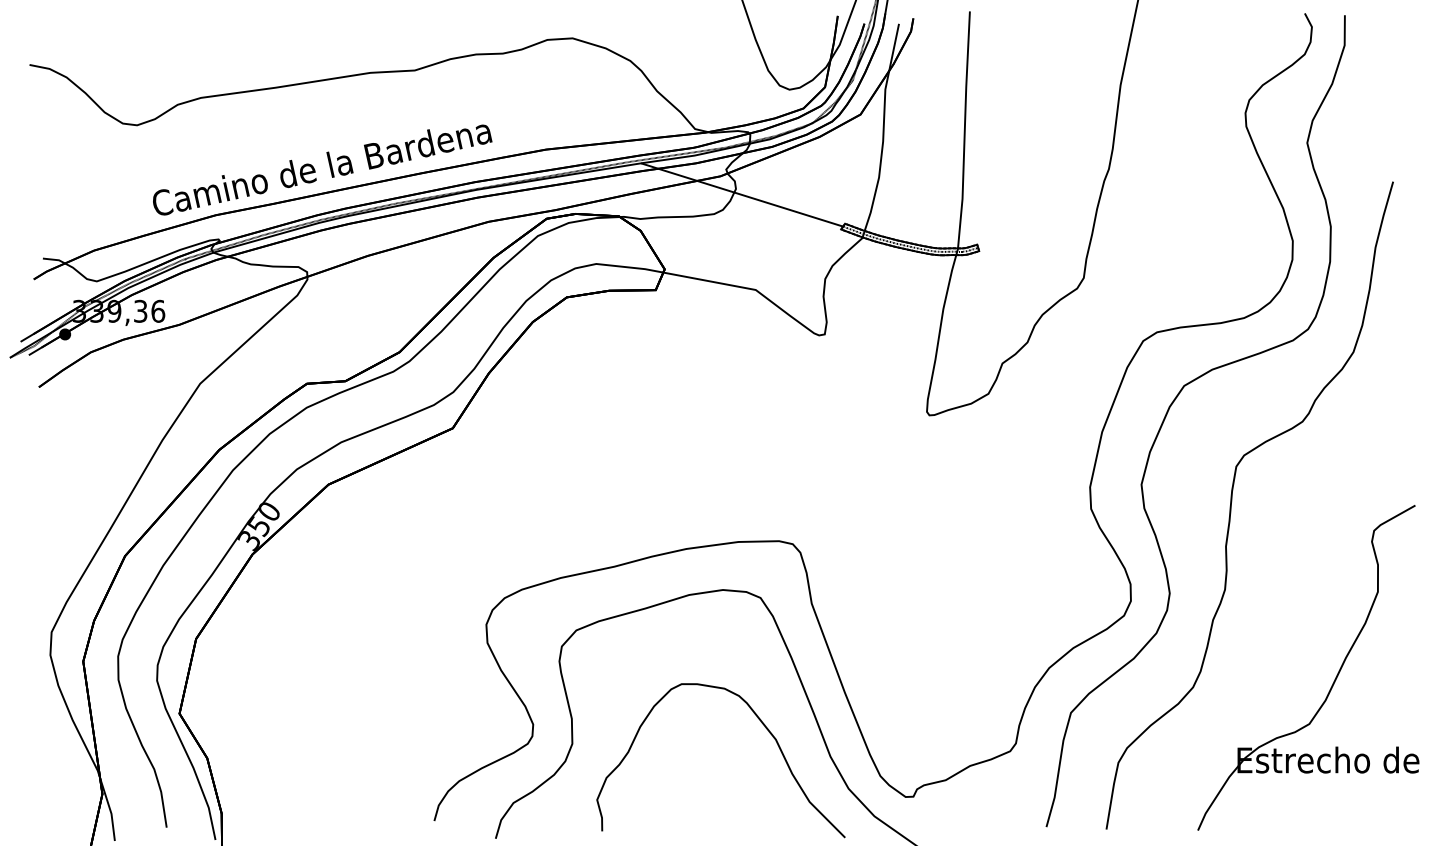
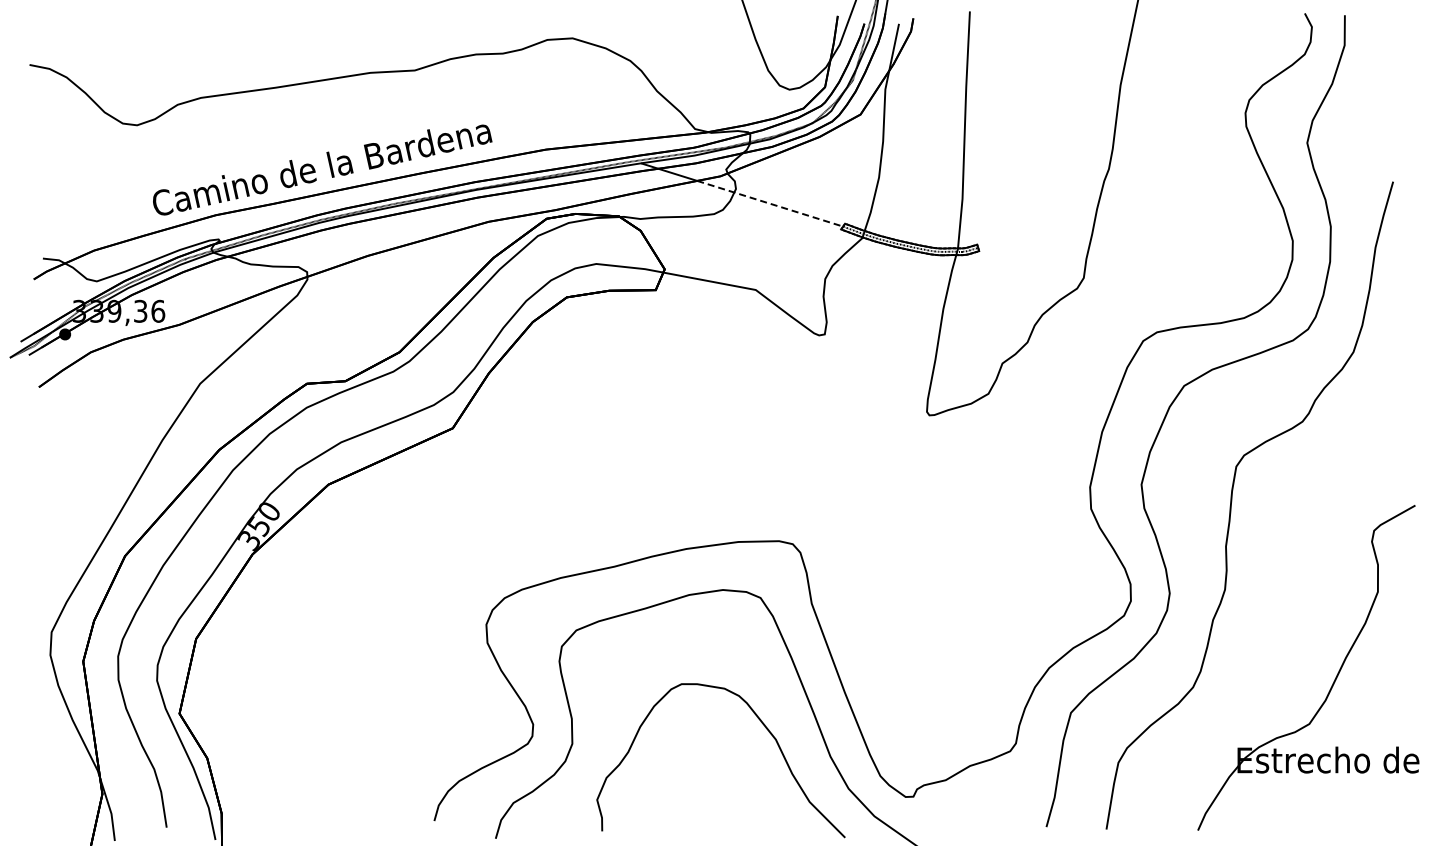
line: solid -> dashed (770, 203)
